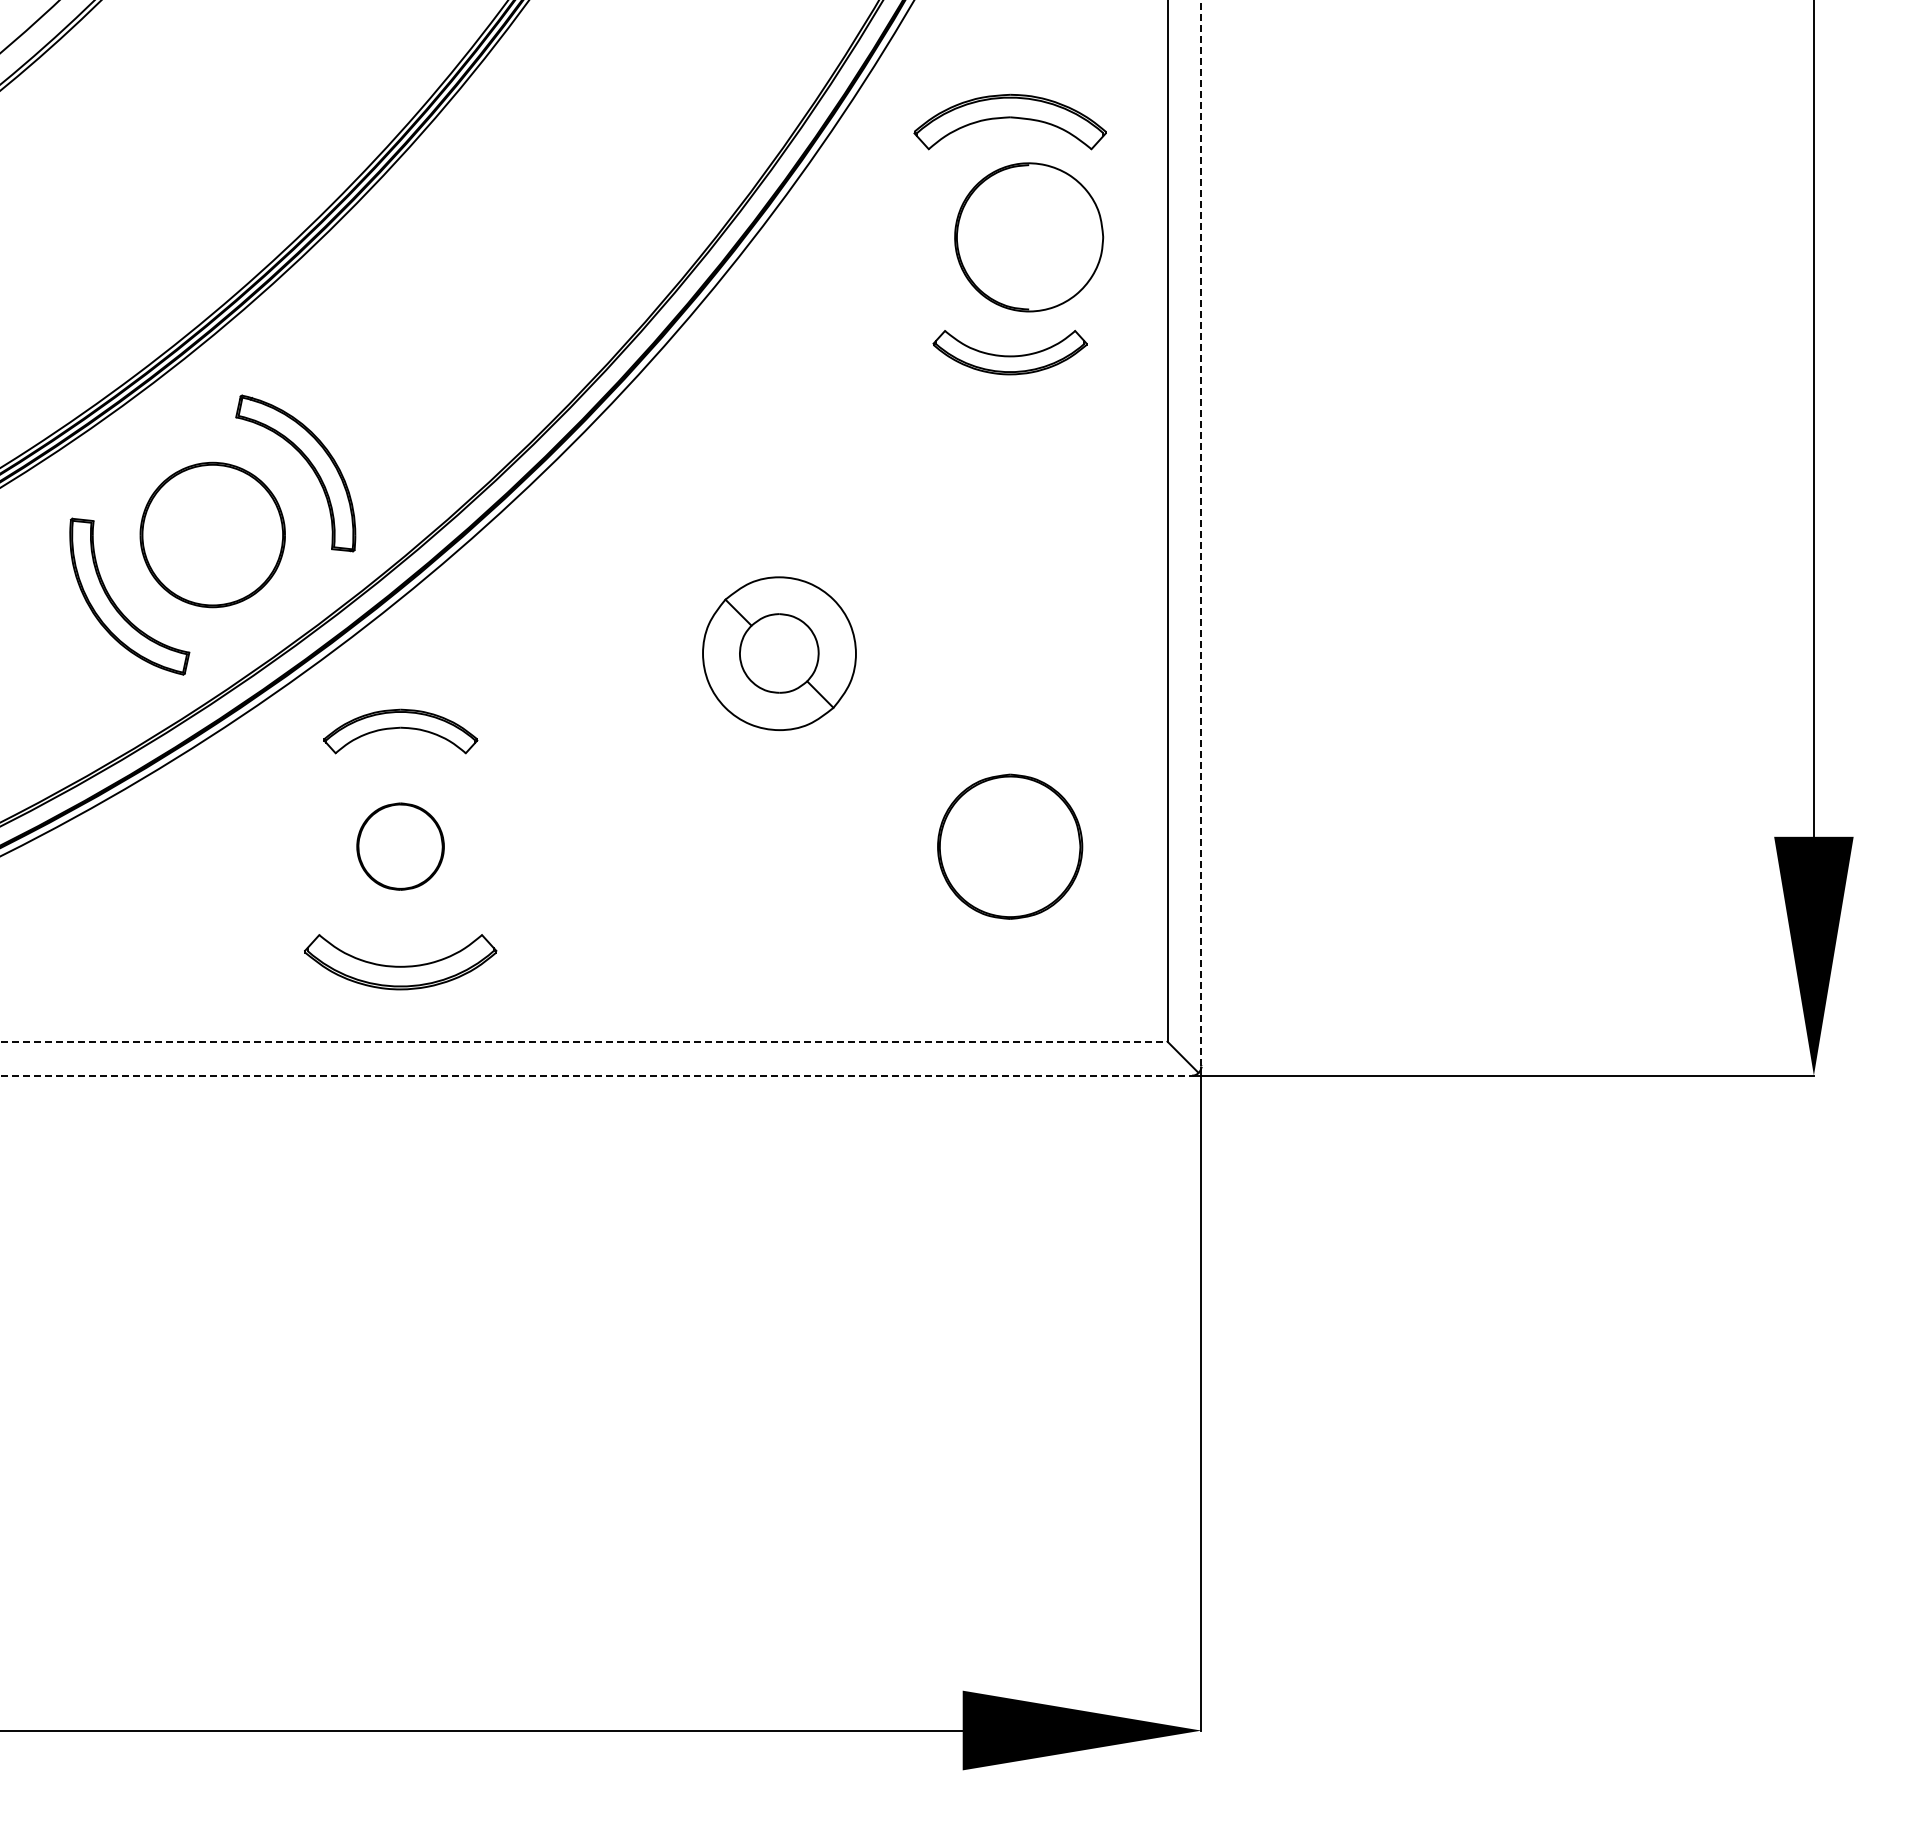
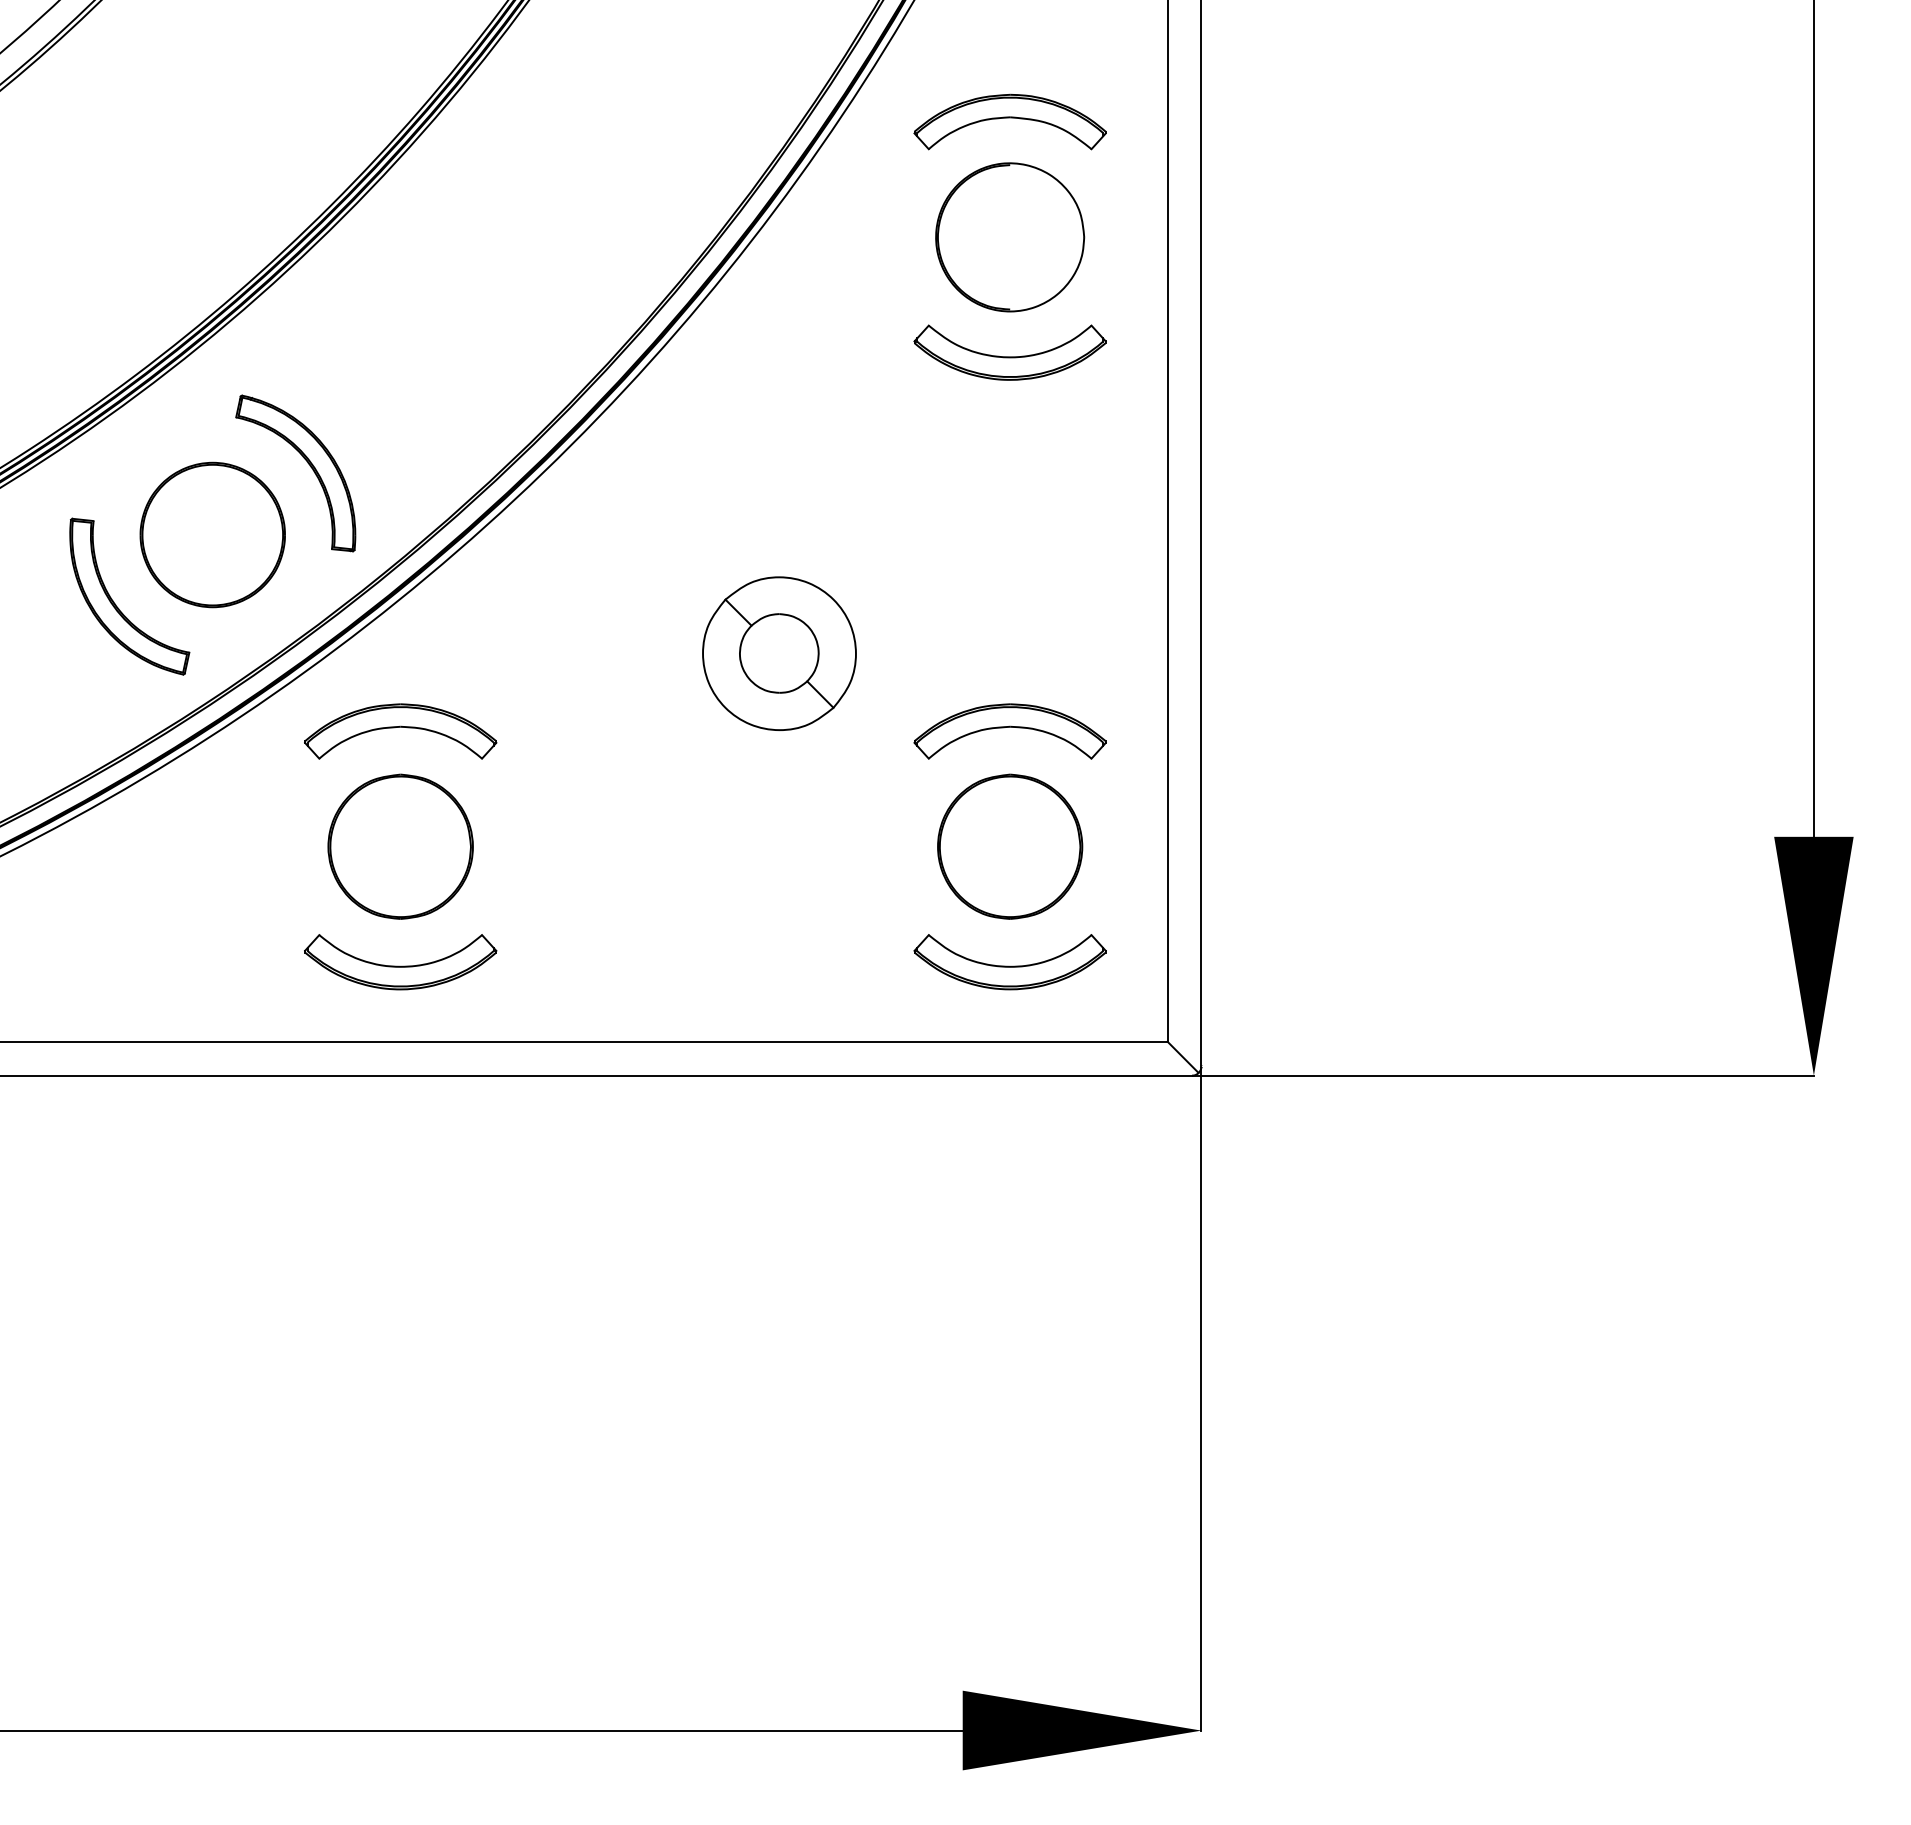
part position: (1029, 237) -> (1010, 237) (1010, 237)
part size: 156x46 px -> 194x57 px (1009, 352)
line: dashed -> solid (1201, 533)
part size: 156x47 px -> 194x57 px (400, 731)
part: none -> present (1009, 731)
part size: 89x89 px -> 147x147 px (400, 846)
part: none -> present (1009, 962)
line: dashed -> solid (584, 1041)
line: dashed -> solid (596, 1075)
